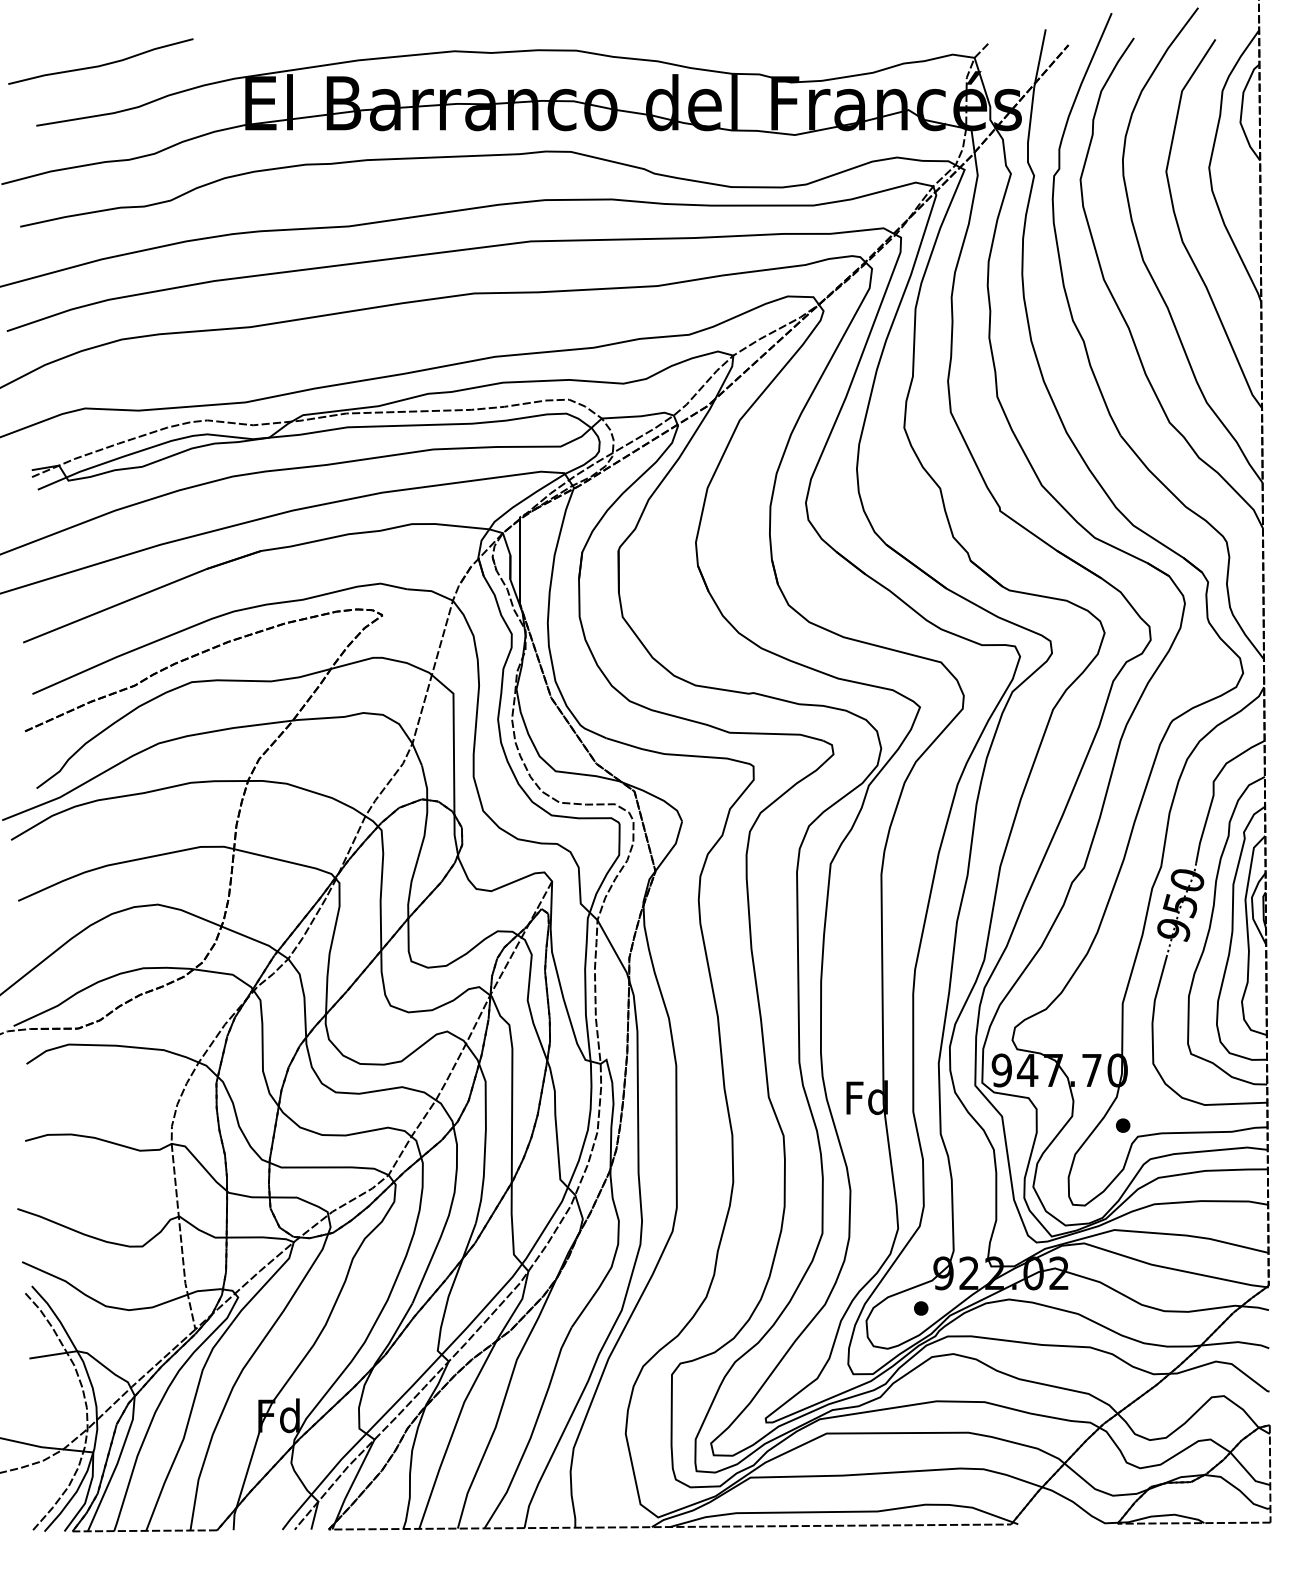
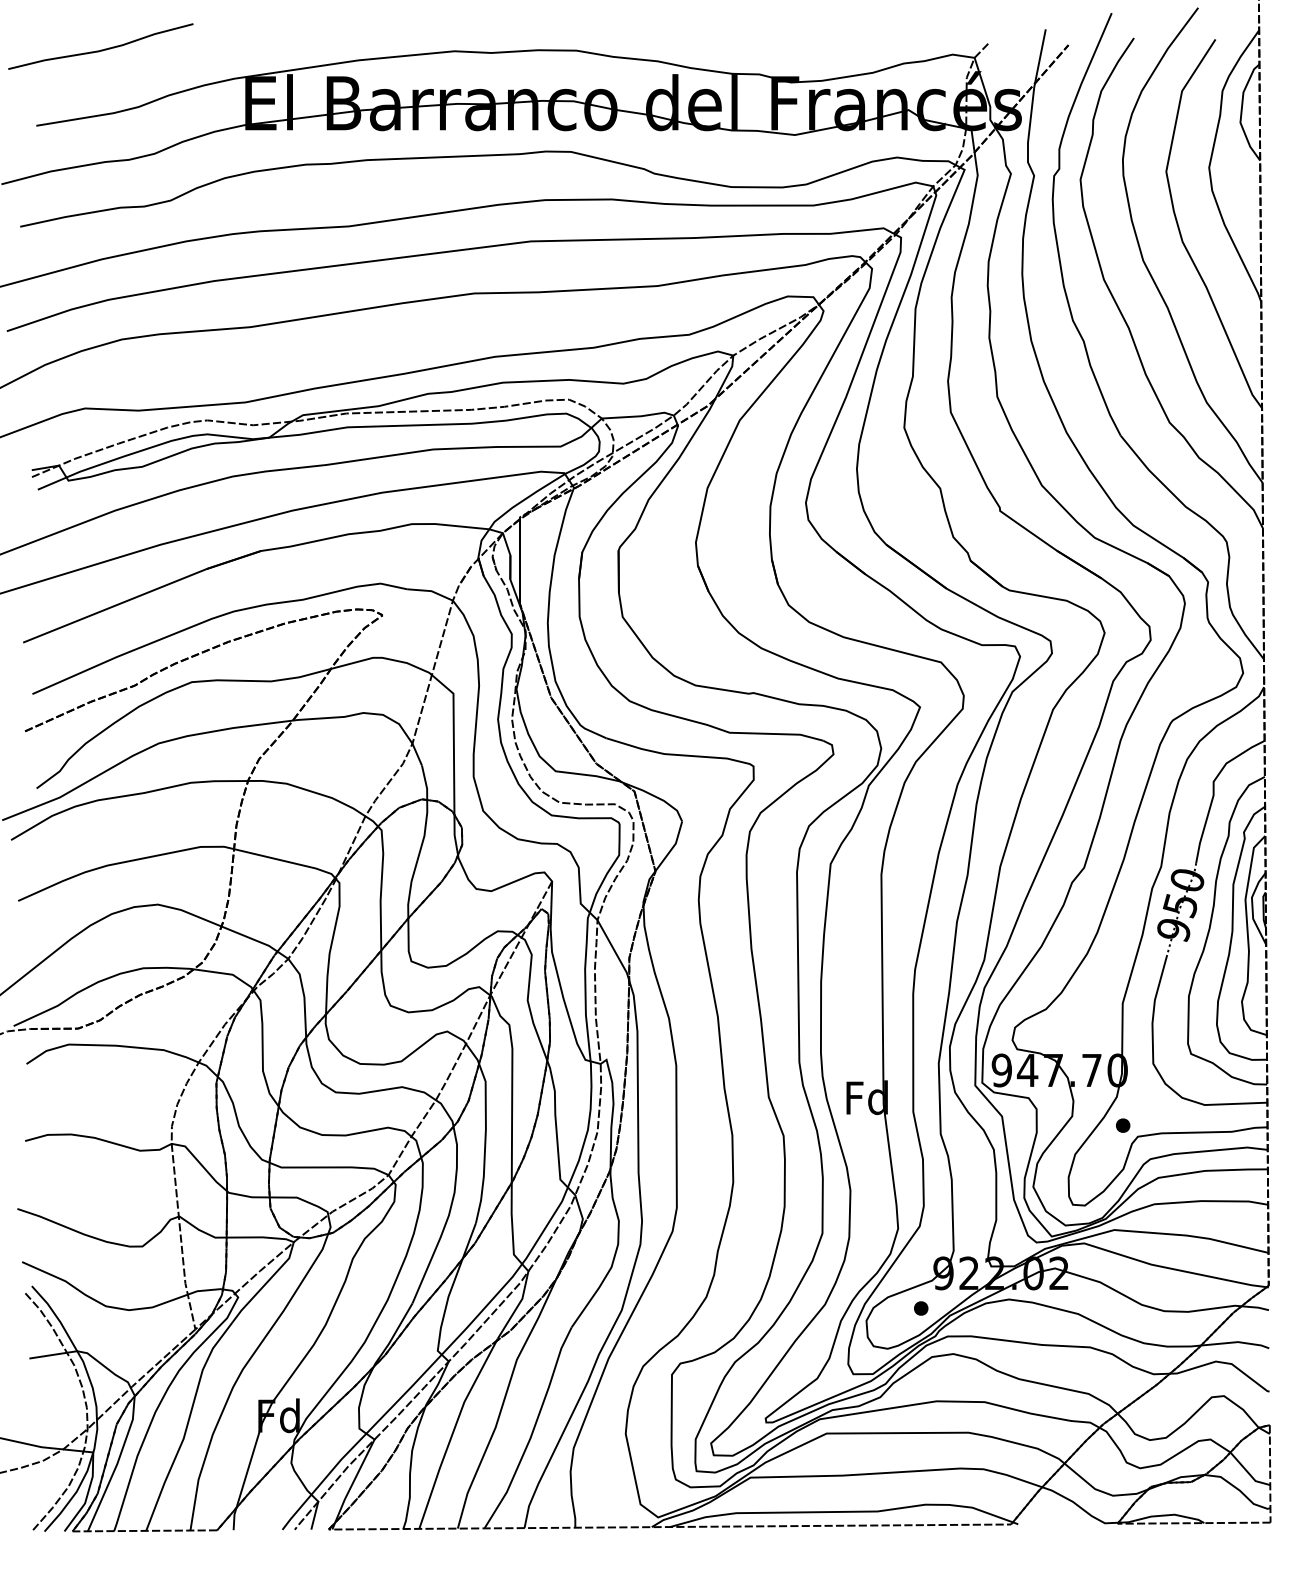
curve position: (101, 64) -> (101, 49) (101, 49)
